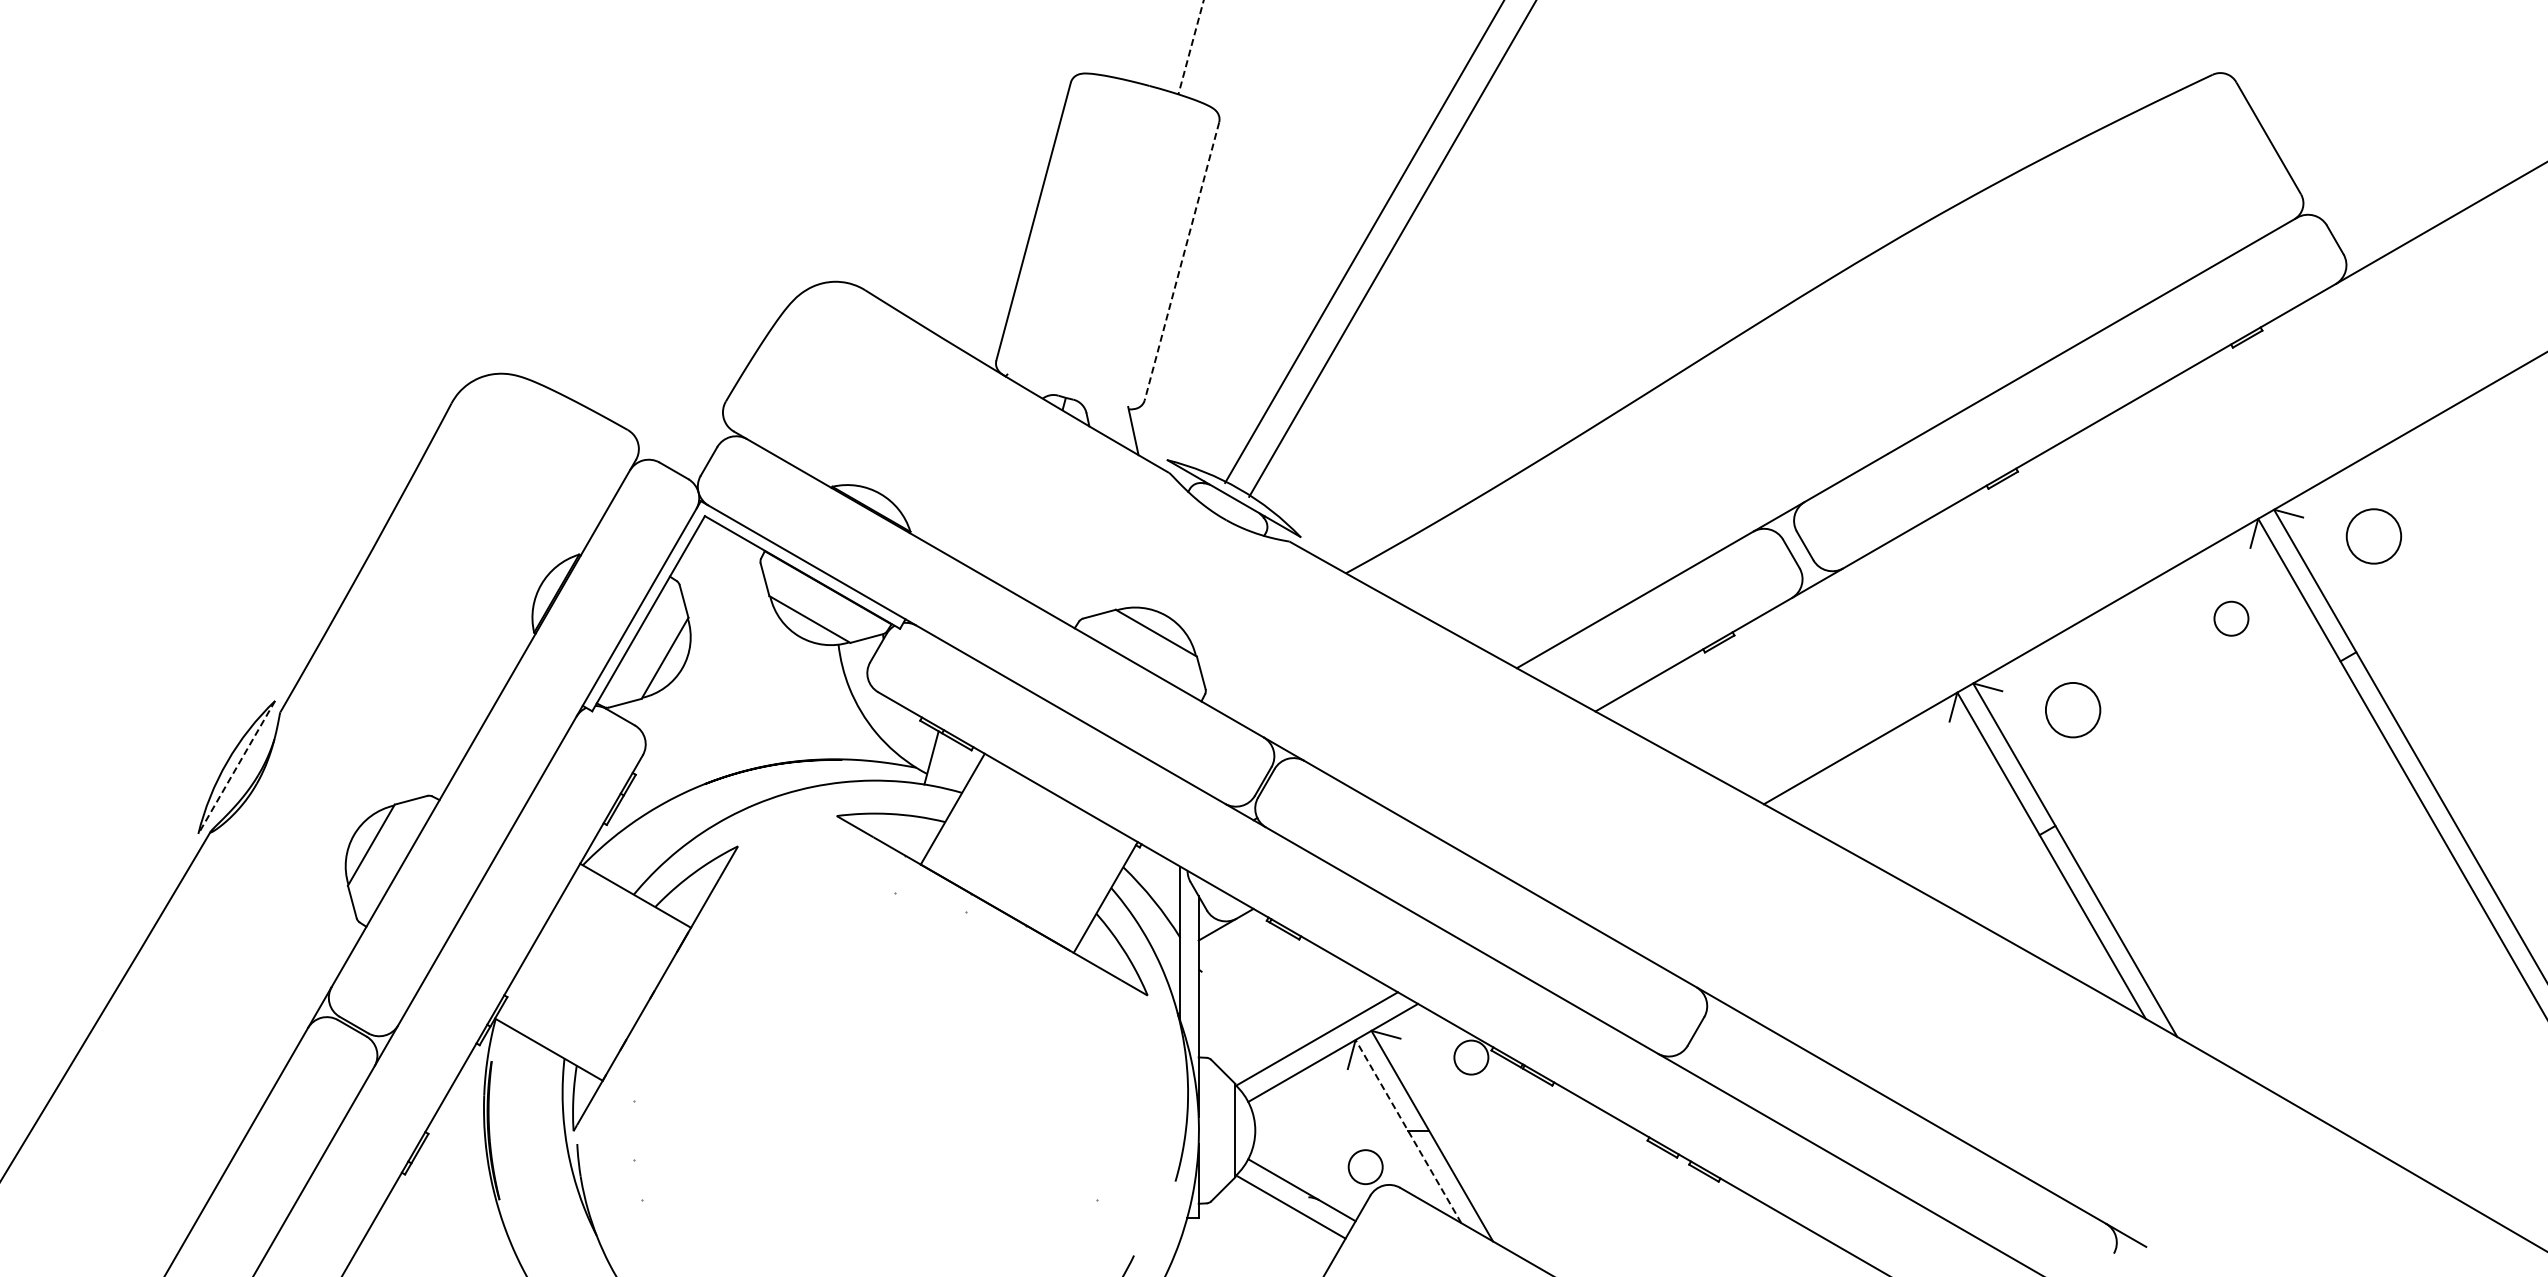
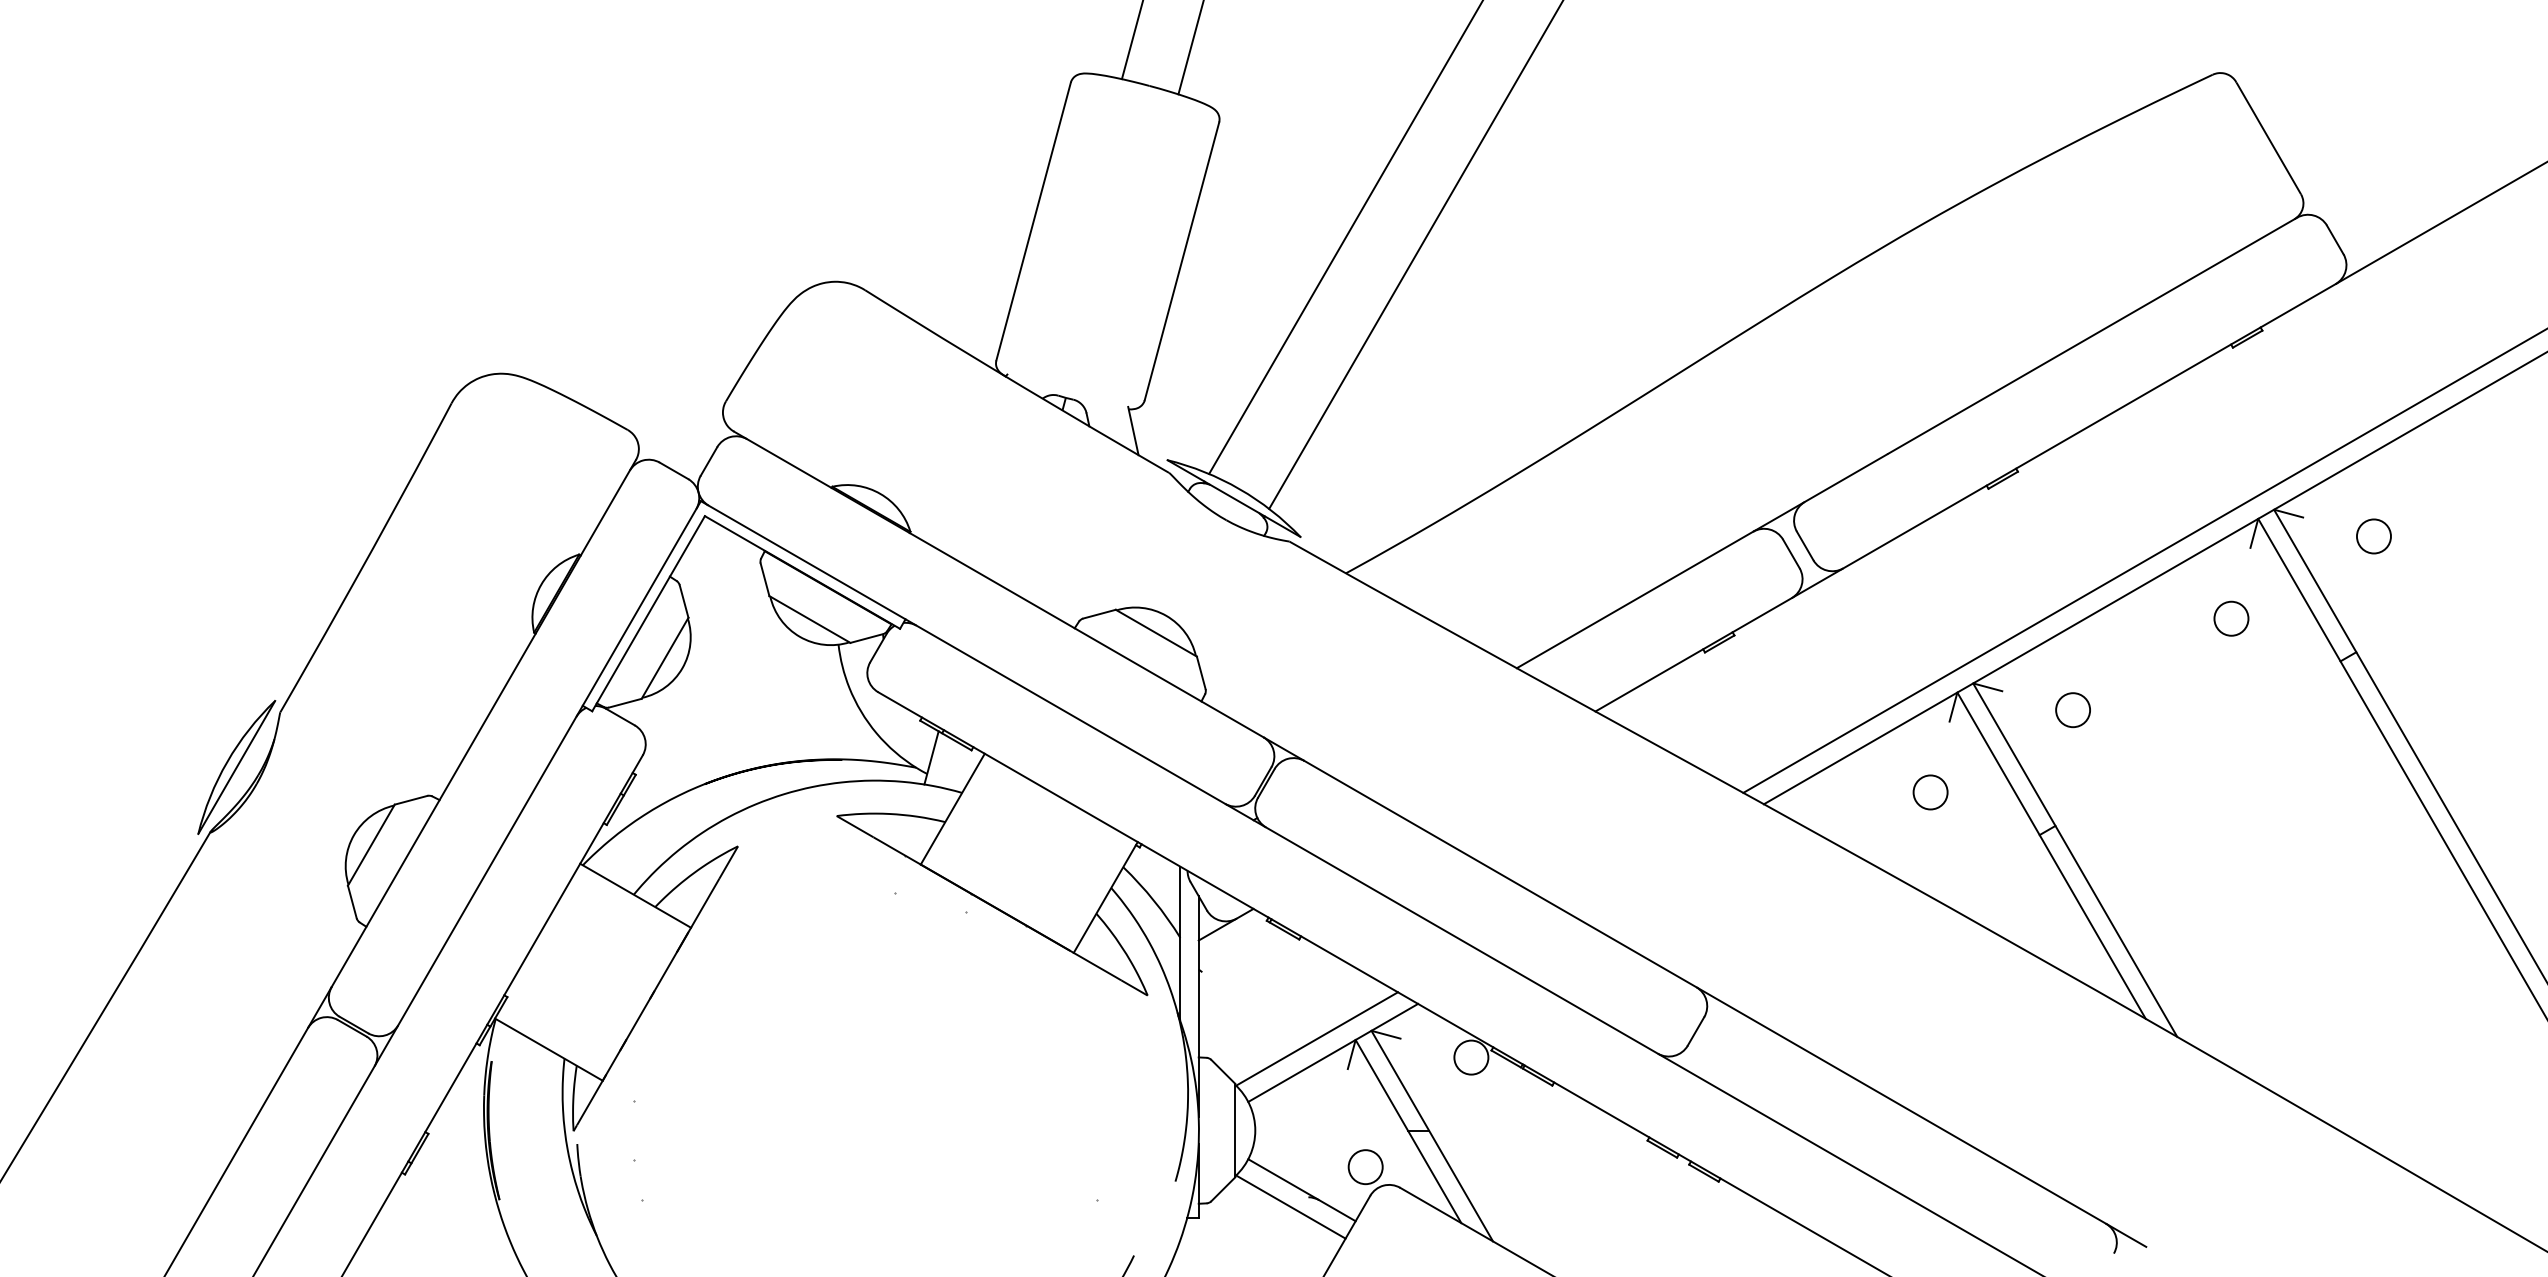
line: none -> present (1131, 40)
line: dashed -> solid (1191, 47)
line position: (1364, 242) -> (1345, 237) (1345, 237)
line position: (1392, 249) -> (1415, 255) (1415, 255)
line: dashed -> solid (1181, 261)
circle size: 58x57 px -> 36x37 px (2373, 536)
line: none -> present (2143, 561)
circle diameter: 54 px -> 34 px (2073, 710)
line: dashed -> solid (236, 767)
circle: none -> present (1930, 792)
line: dashed -> solid (1408, 1131)
